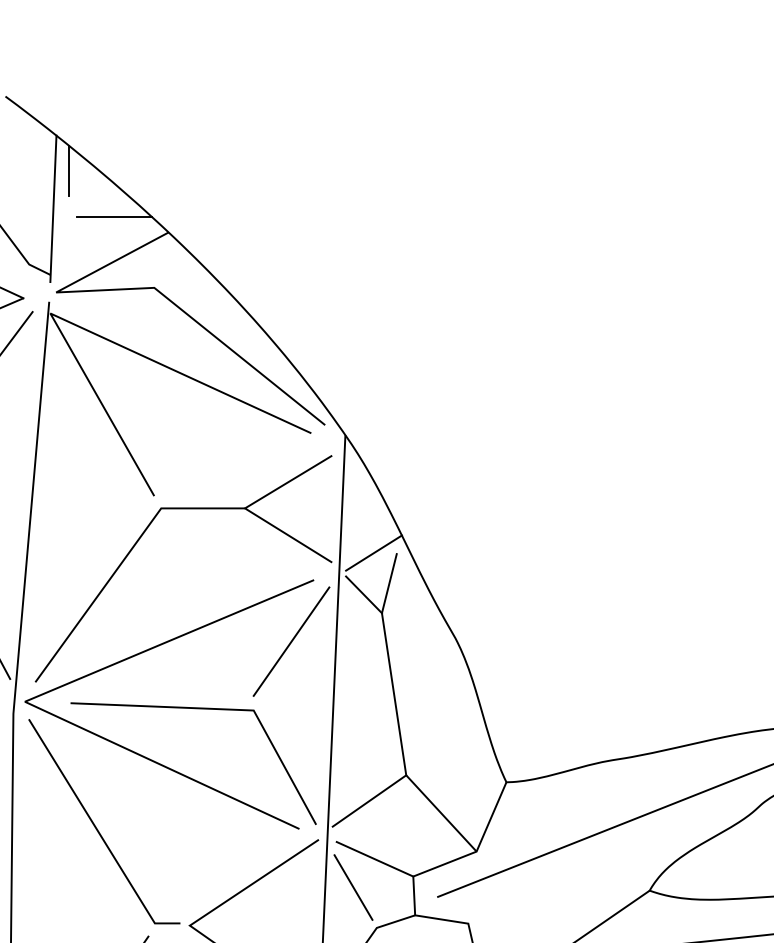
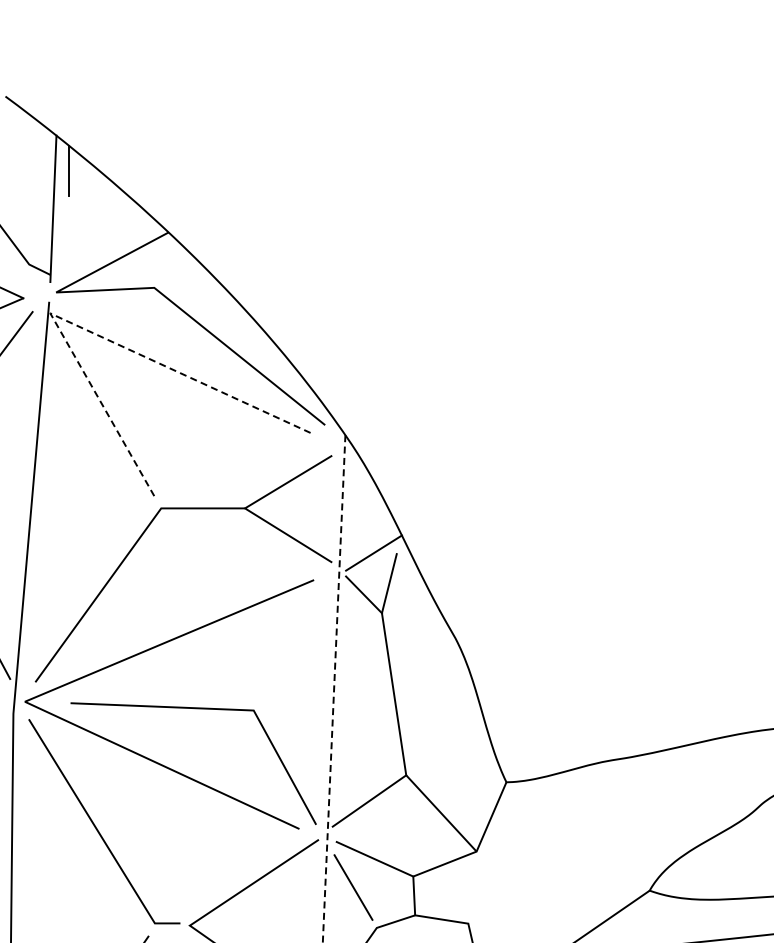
line: present -> none (113, 216)
line: solid -> dashed (84, 329)
line: present -> none (291, 641)
line: solid -> dashed (334, 689)
line: present -> none (604, 830)
